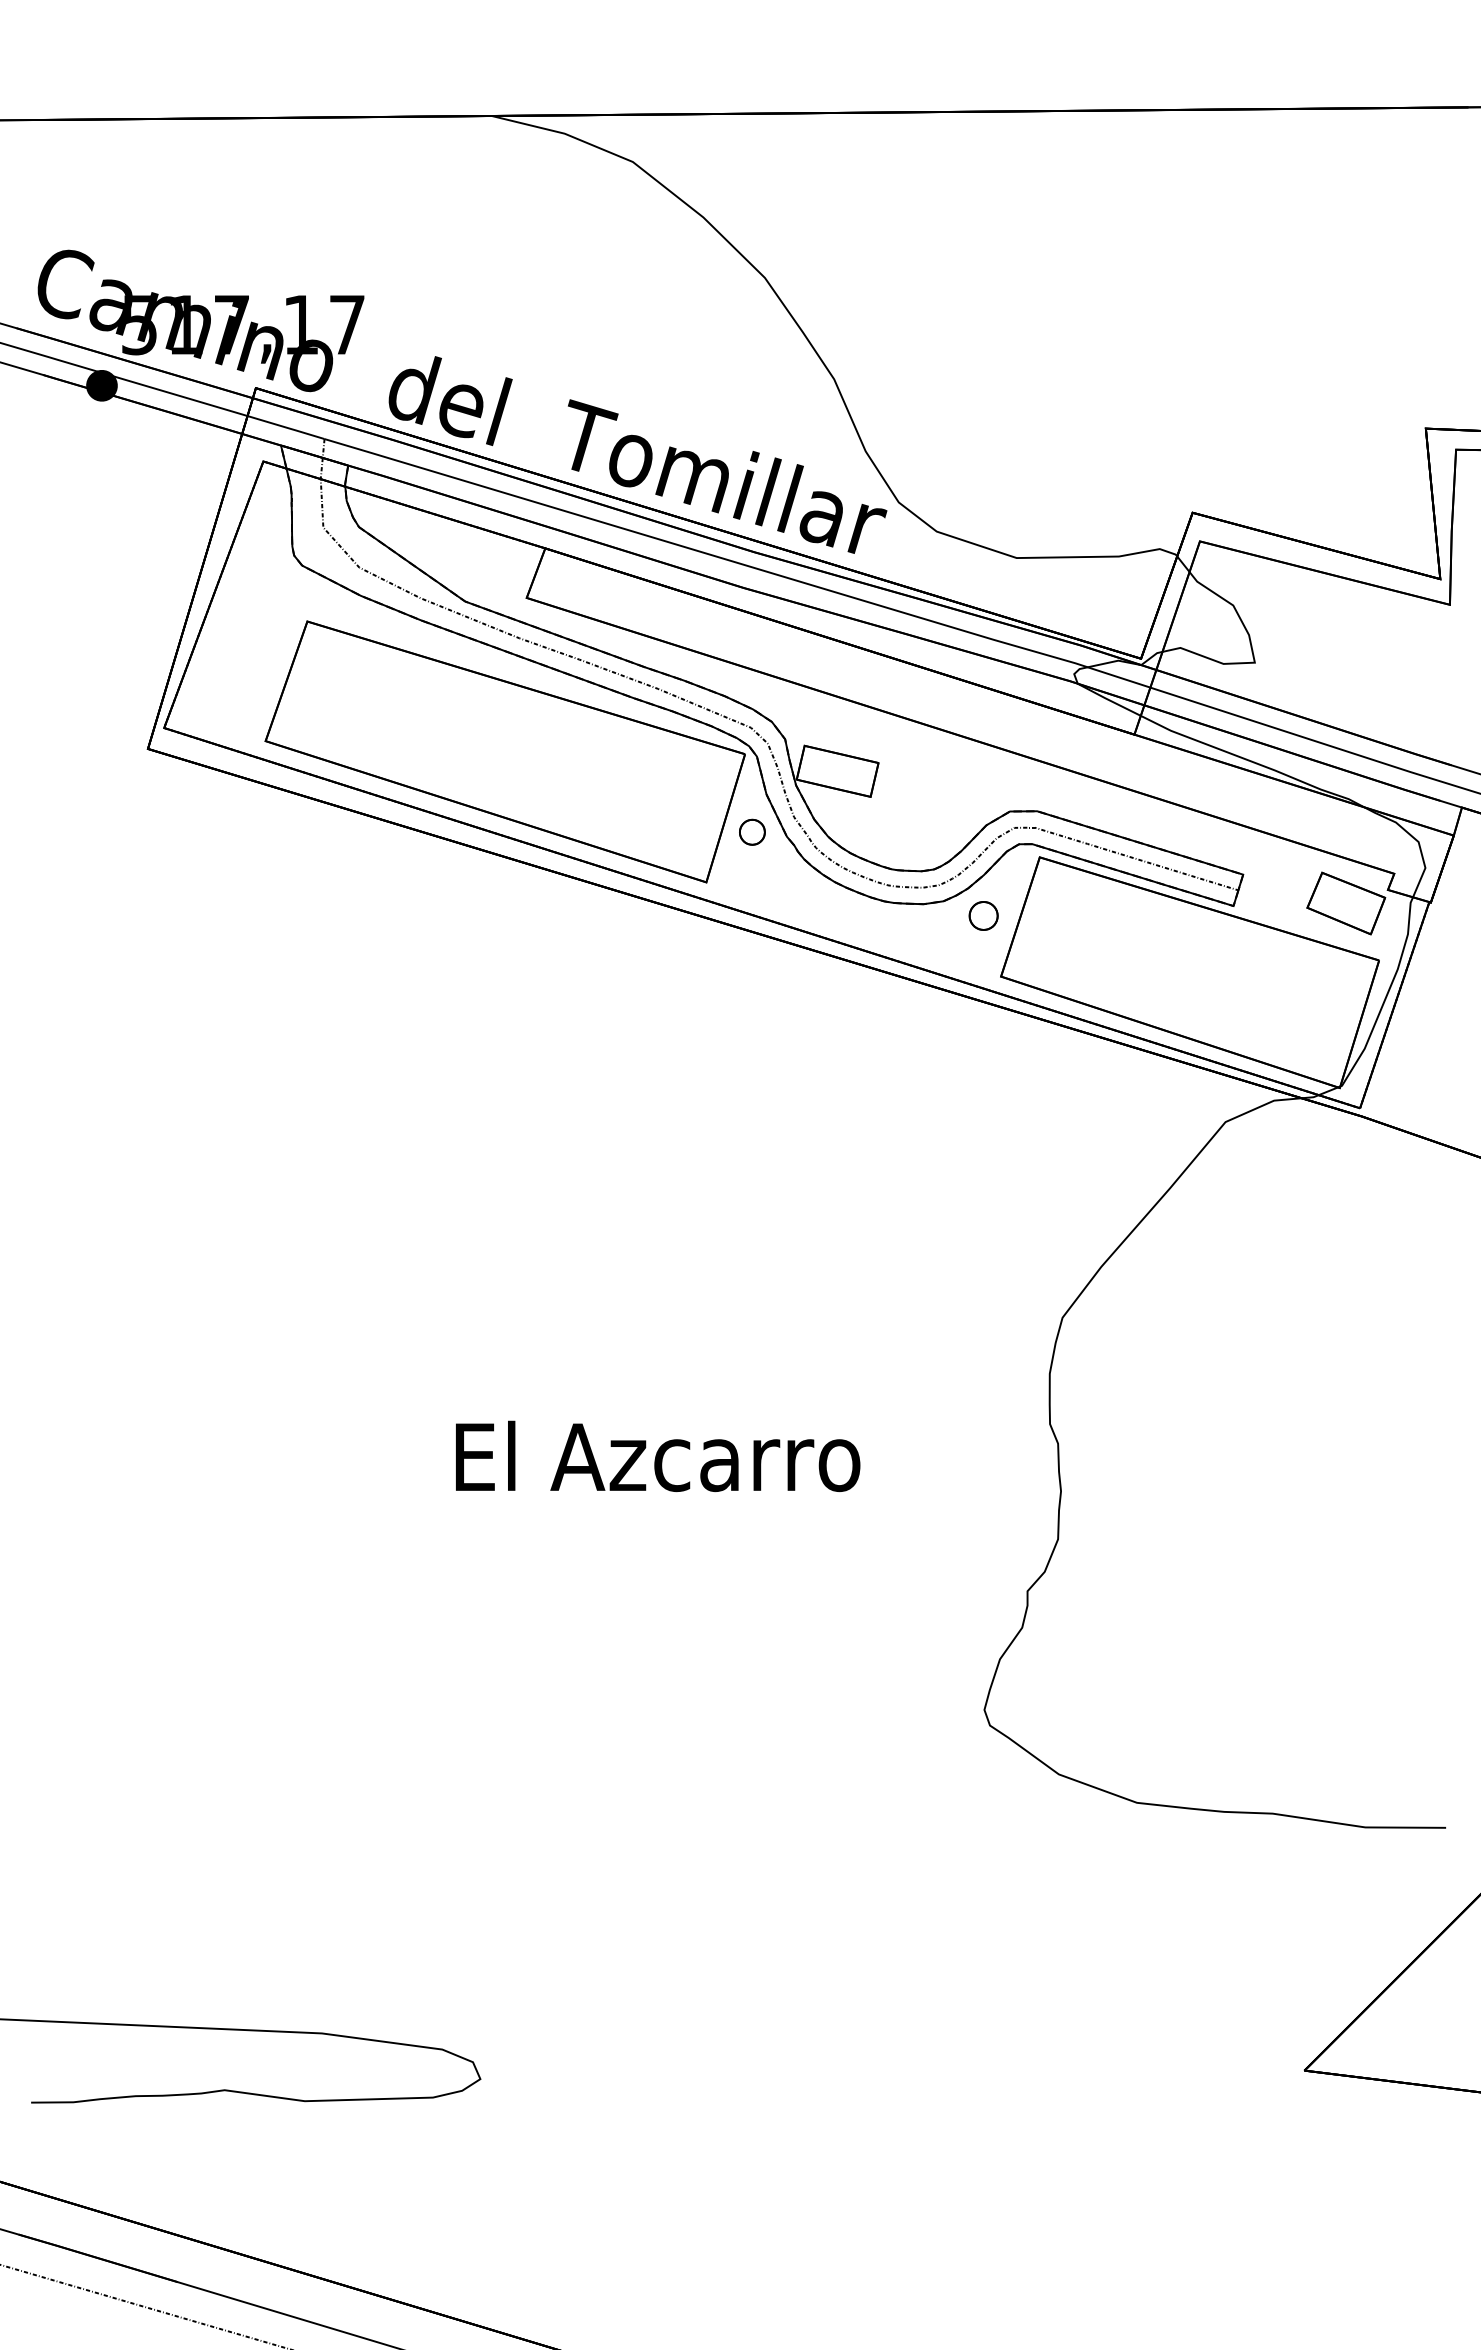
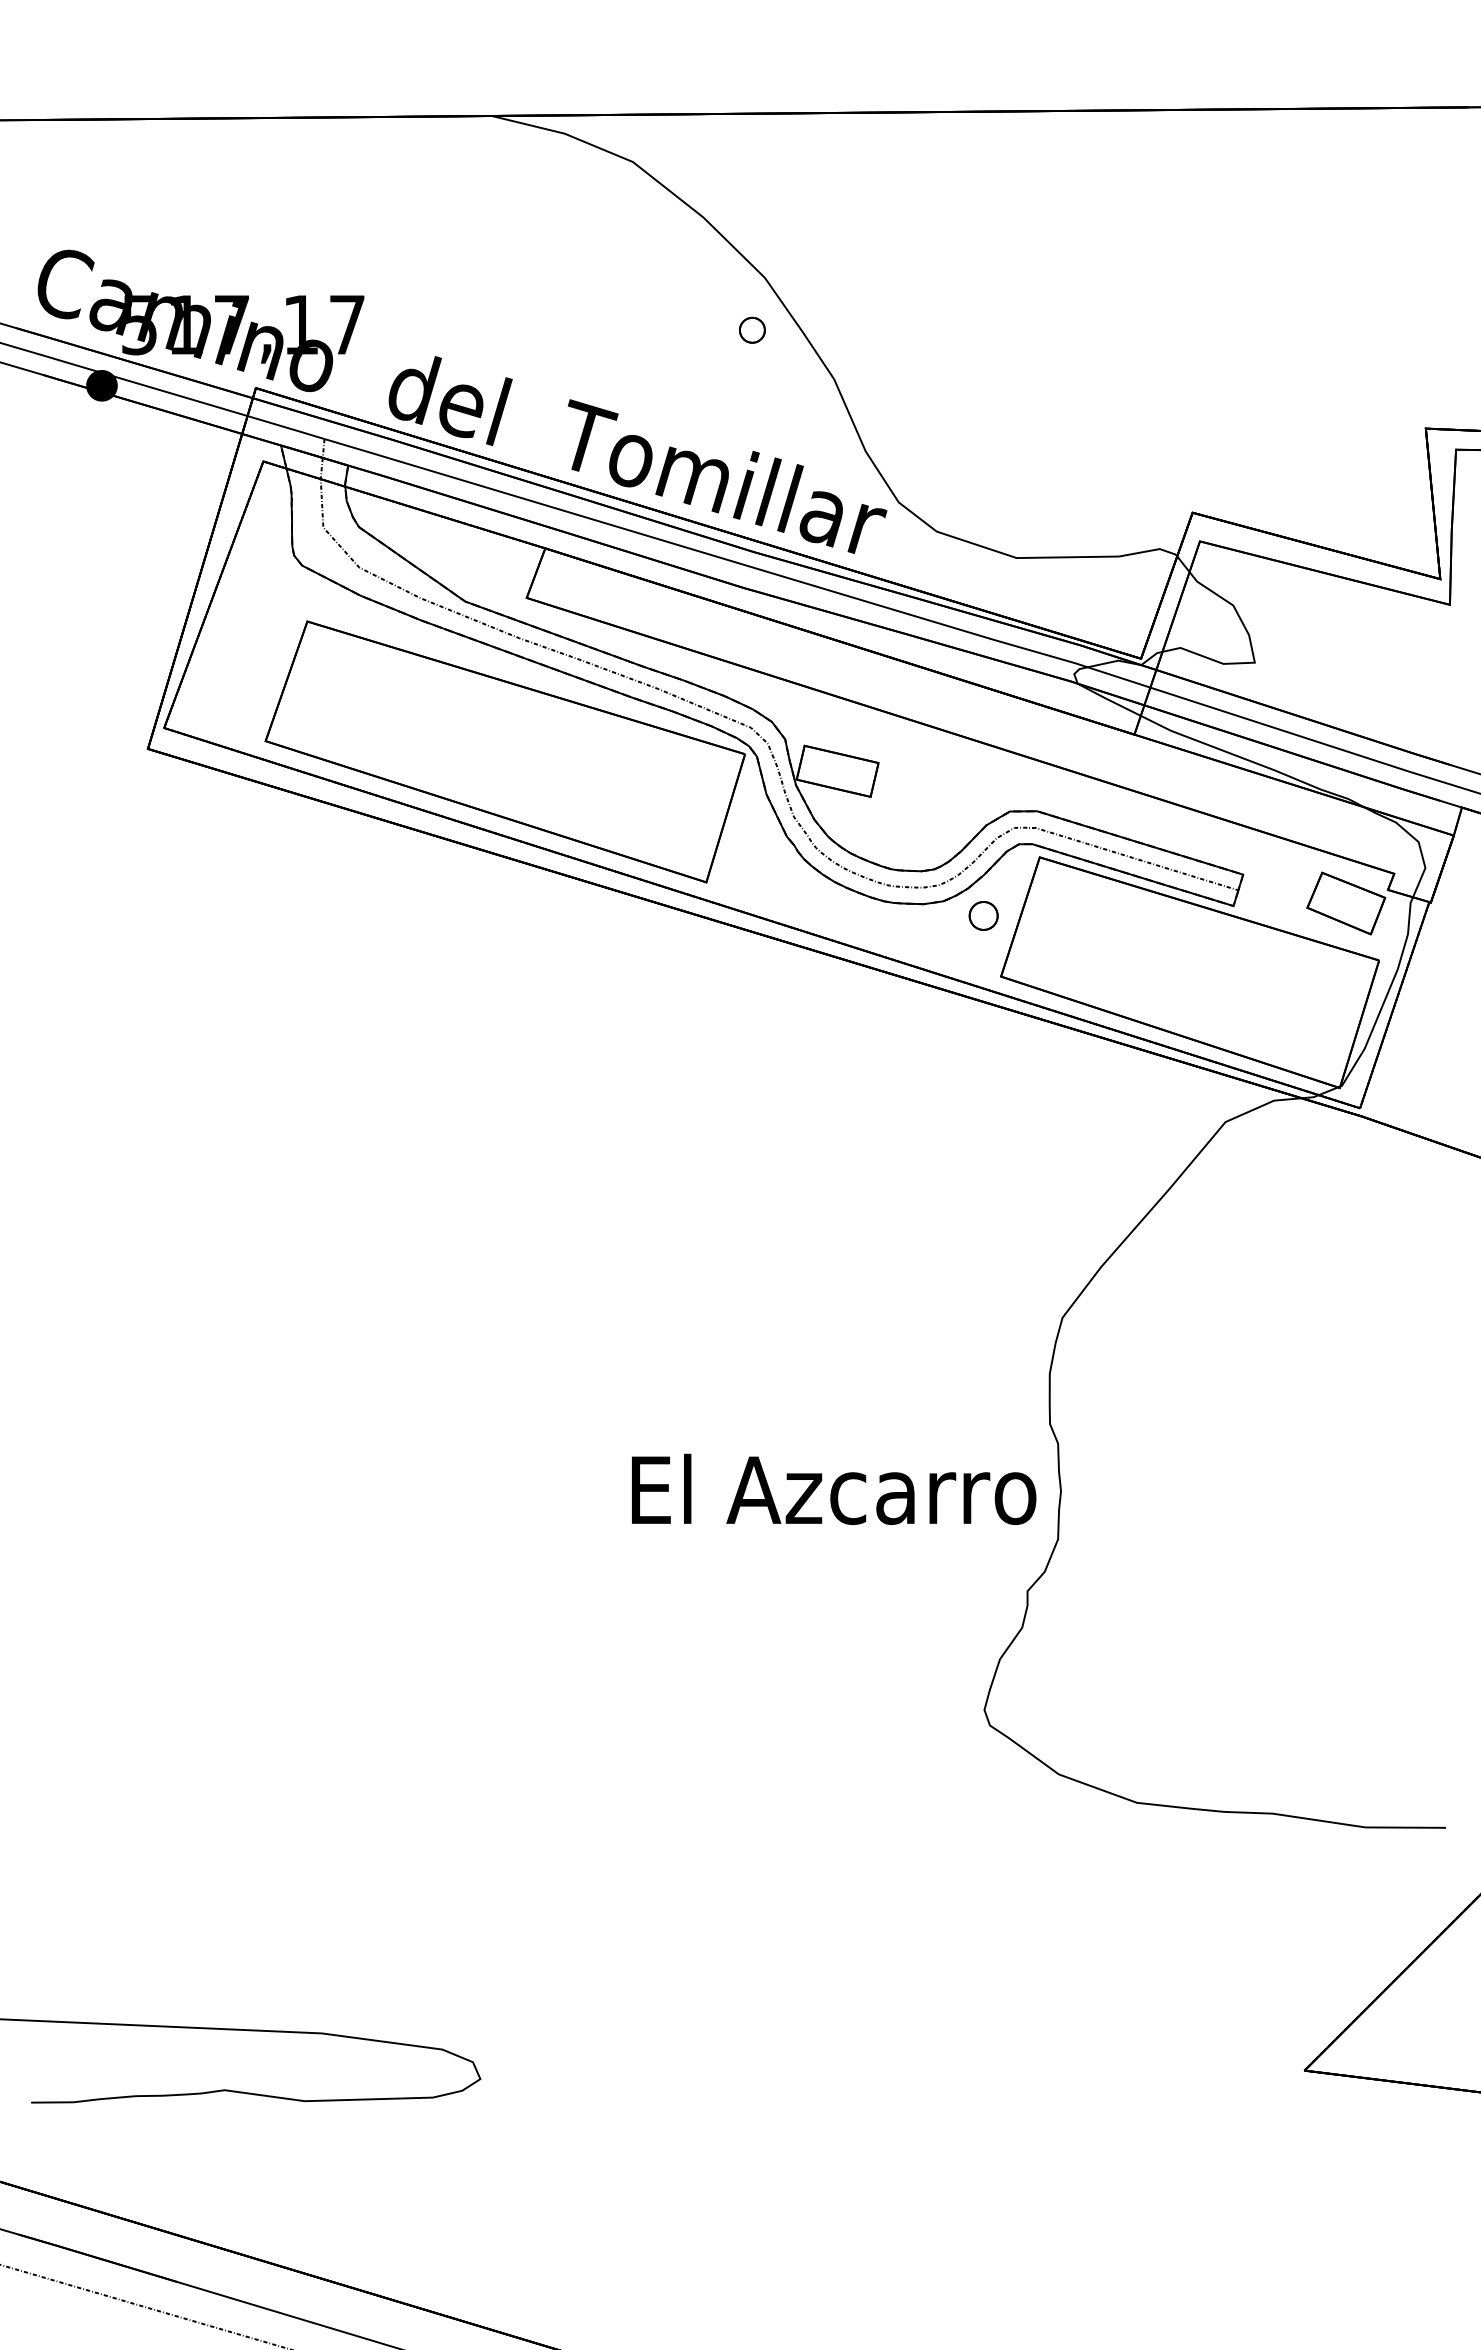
part position: (752, 831) -> (752, 329) (752, 329)
text position: (658, 1456) -> (834, 1489) (834, 1489)
